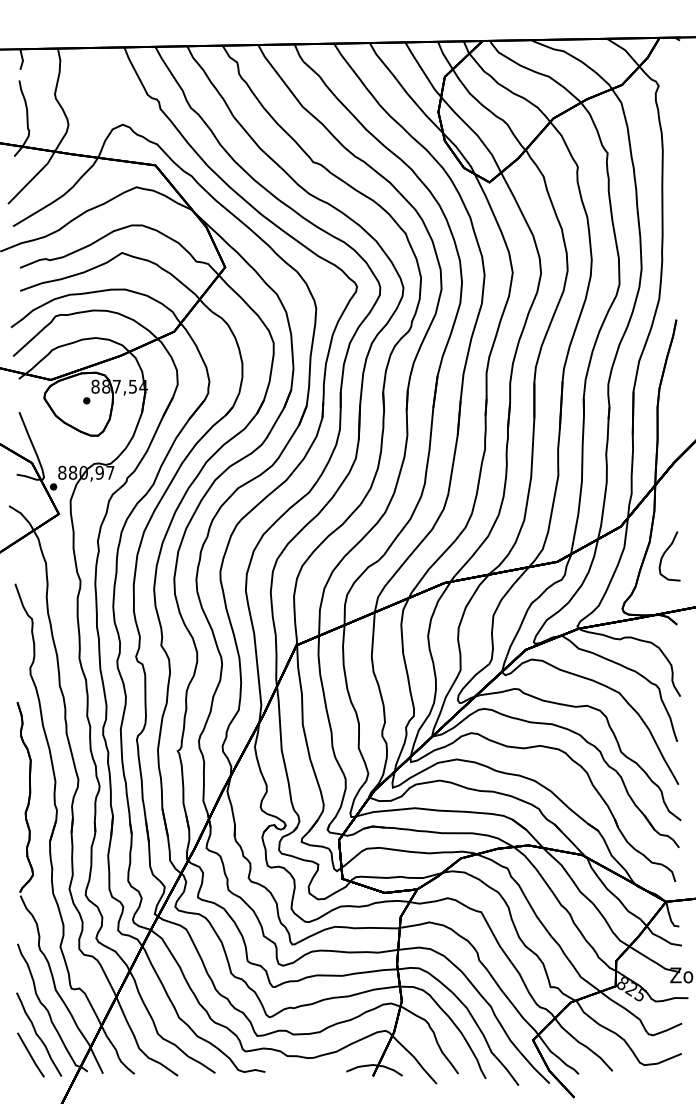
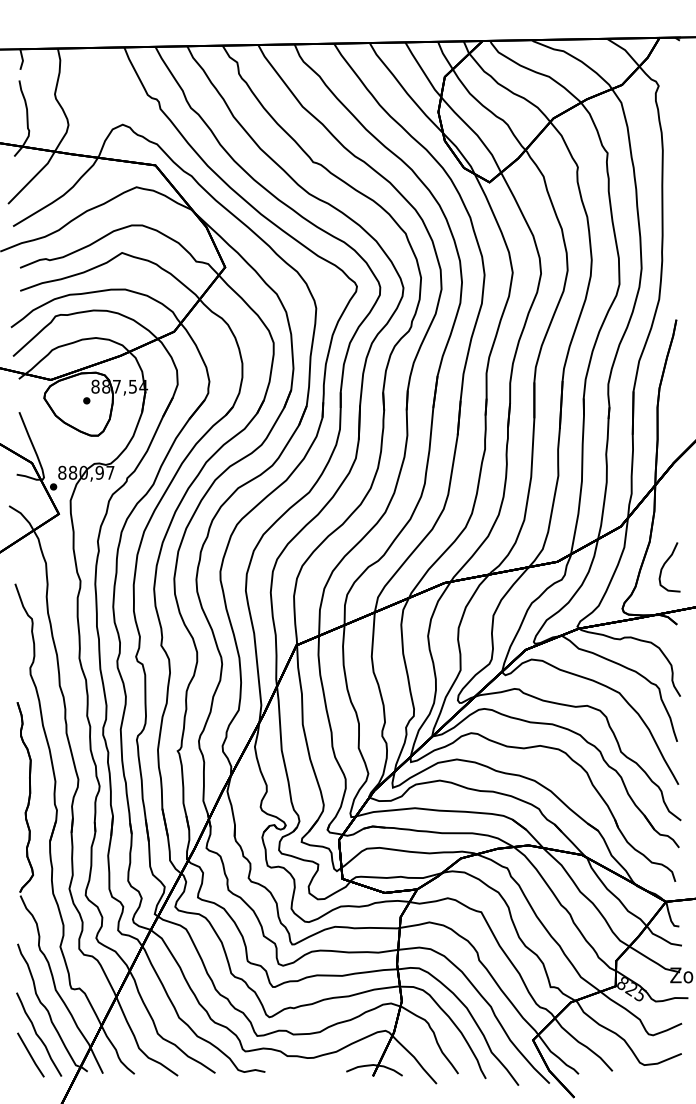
curve position: (665, 553) -> (665, 564) (665, 564)
